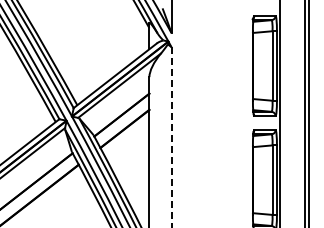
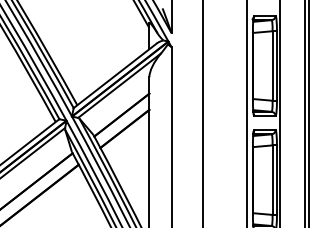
line: none -> present (203, 113)
line: none -> present (247, 113)
line: dashed -> solid (171, 137)
